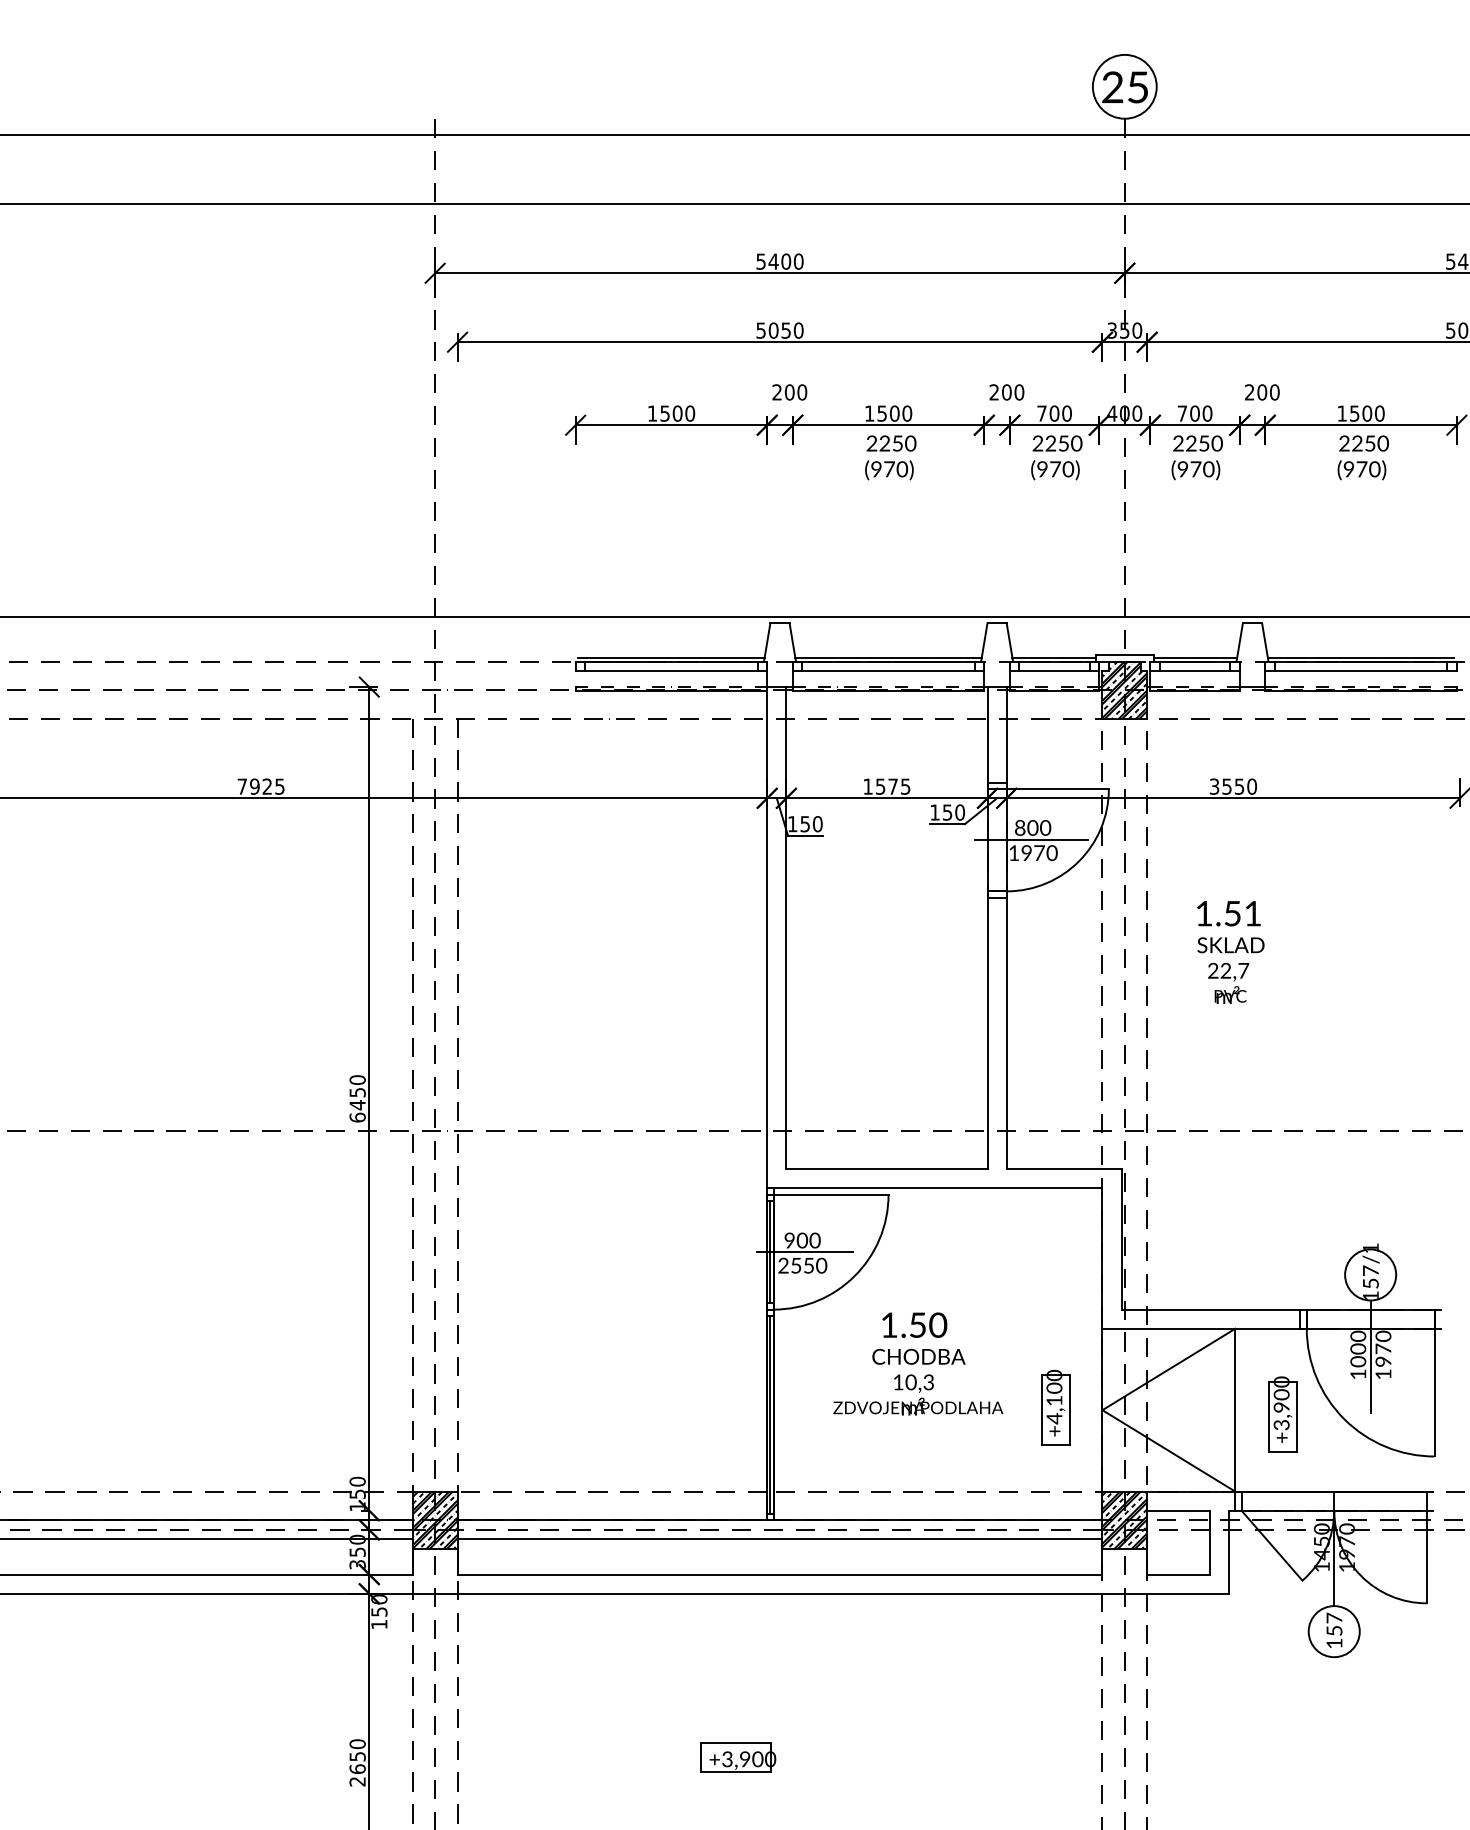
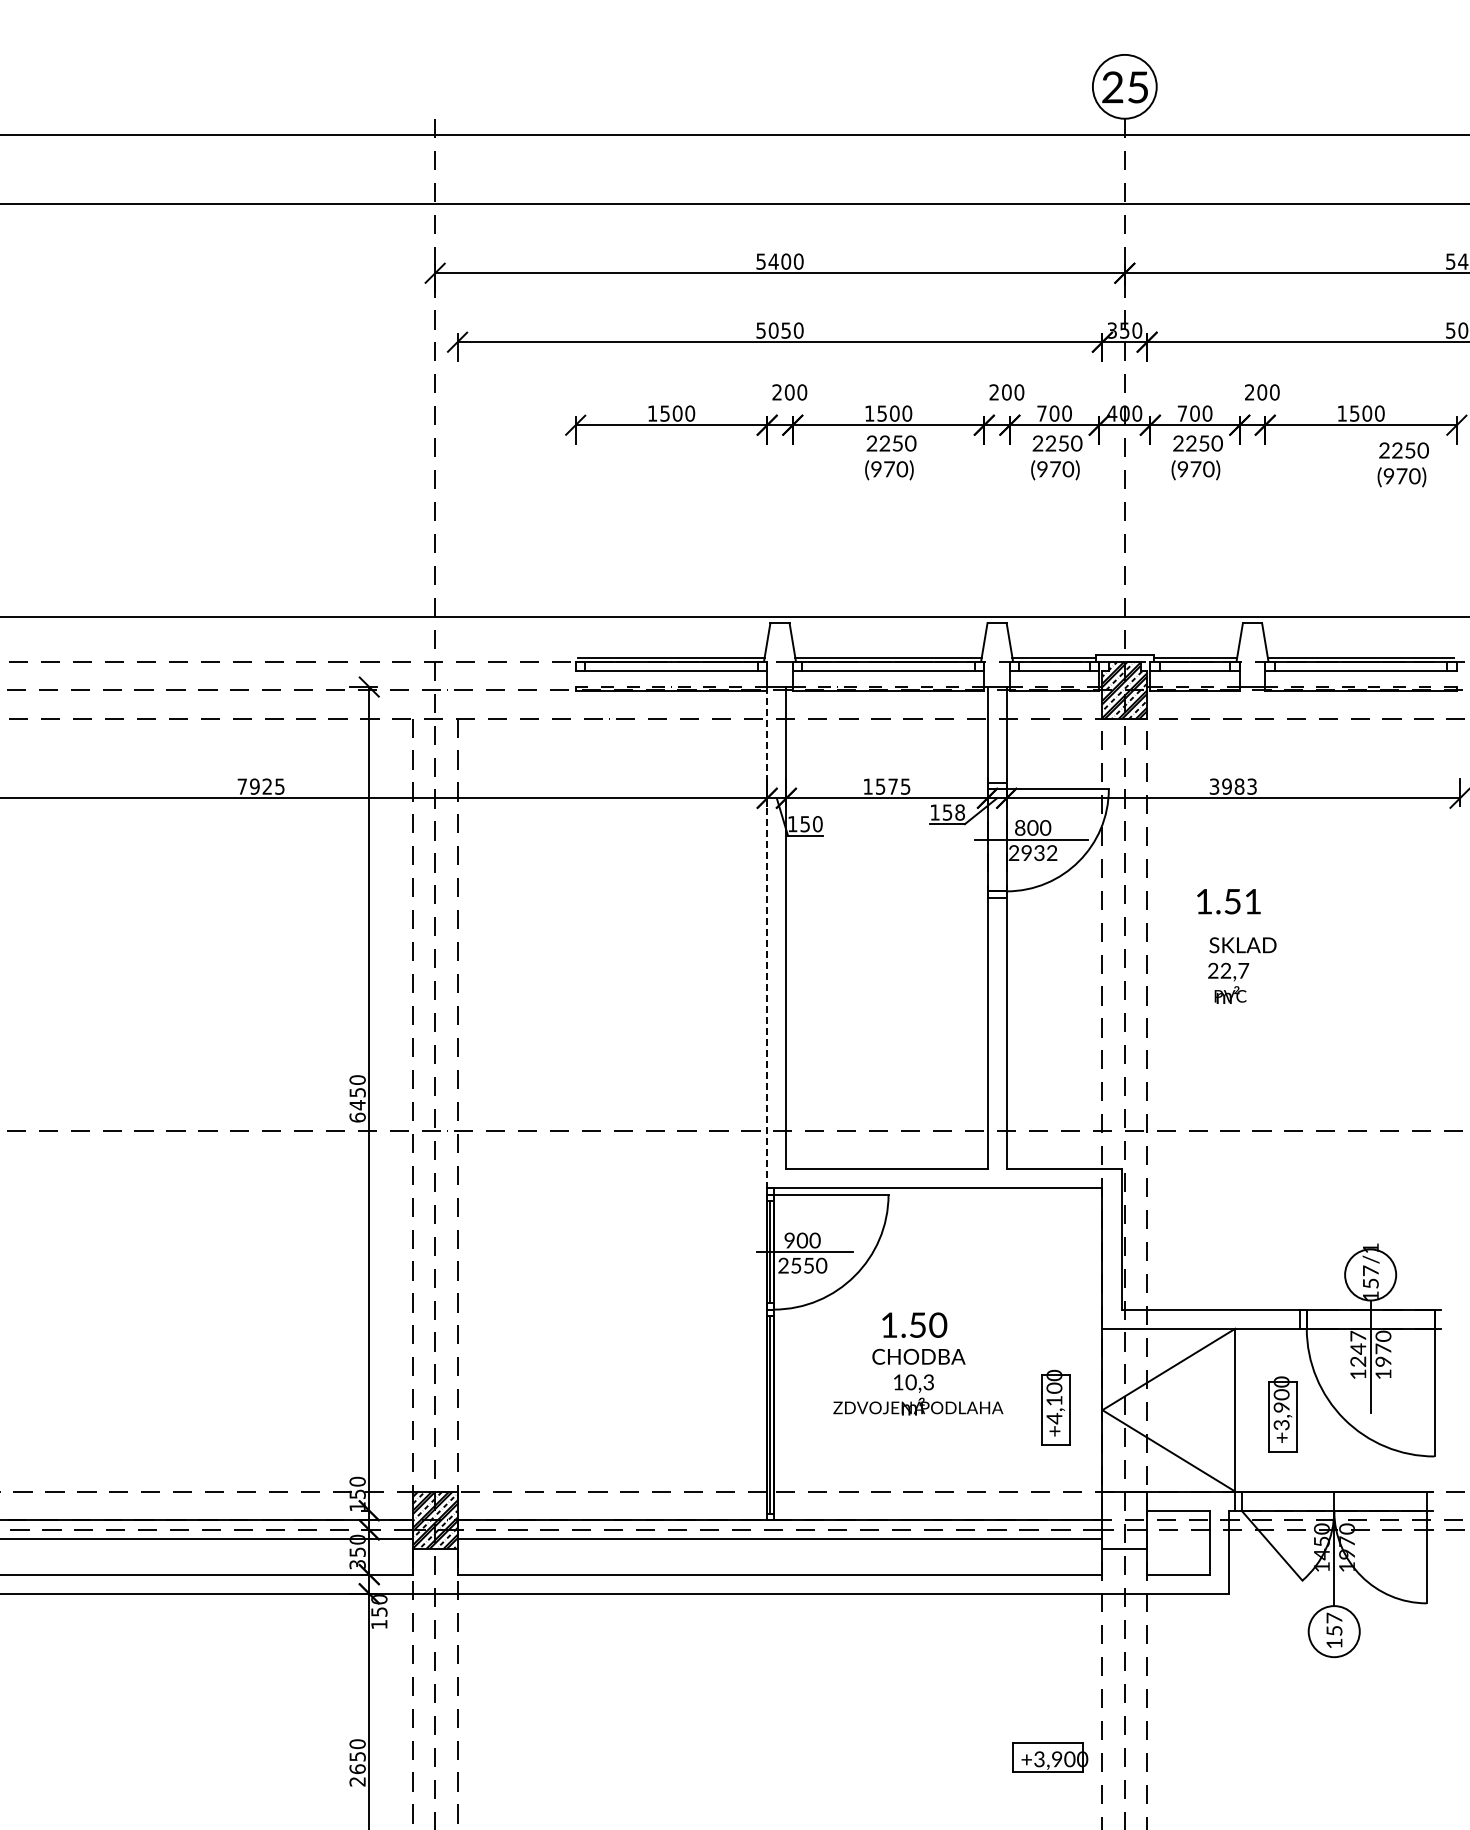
text position: (1362, 457) -> (1402, 464) (1402, 464)
text: 3550 -> 3983 (1239, 786)
text: 150 -> 158 (960, 812)
text: 1970 -> 2932 (1032, 853)
text position: (1228, 913) -> (1228, 901) (1228, 901)
line: solid -> dashed (767, 937)
text position: (1230, 945) -> (1242, 945) (1242, 945)
text: 1000 -> 1247 (1358, 1348)
hatch: present -> none (1124, 1520)
part position: (738, 1757) -> (1050, 1757) (1050, 1757)
